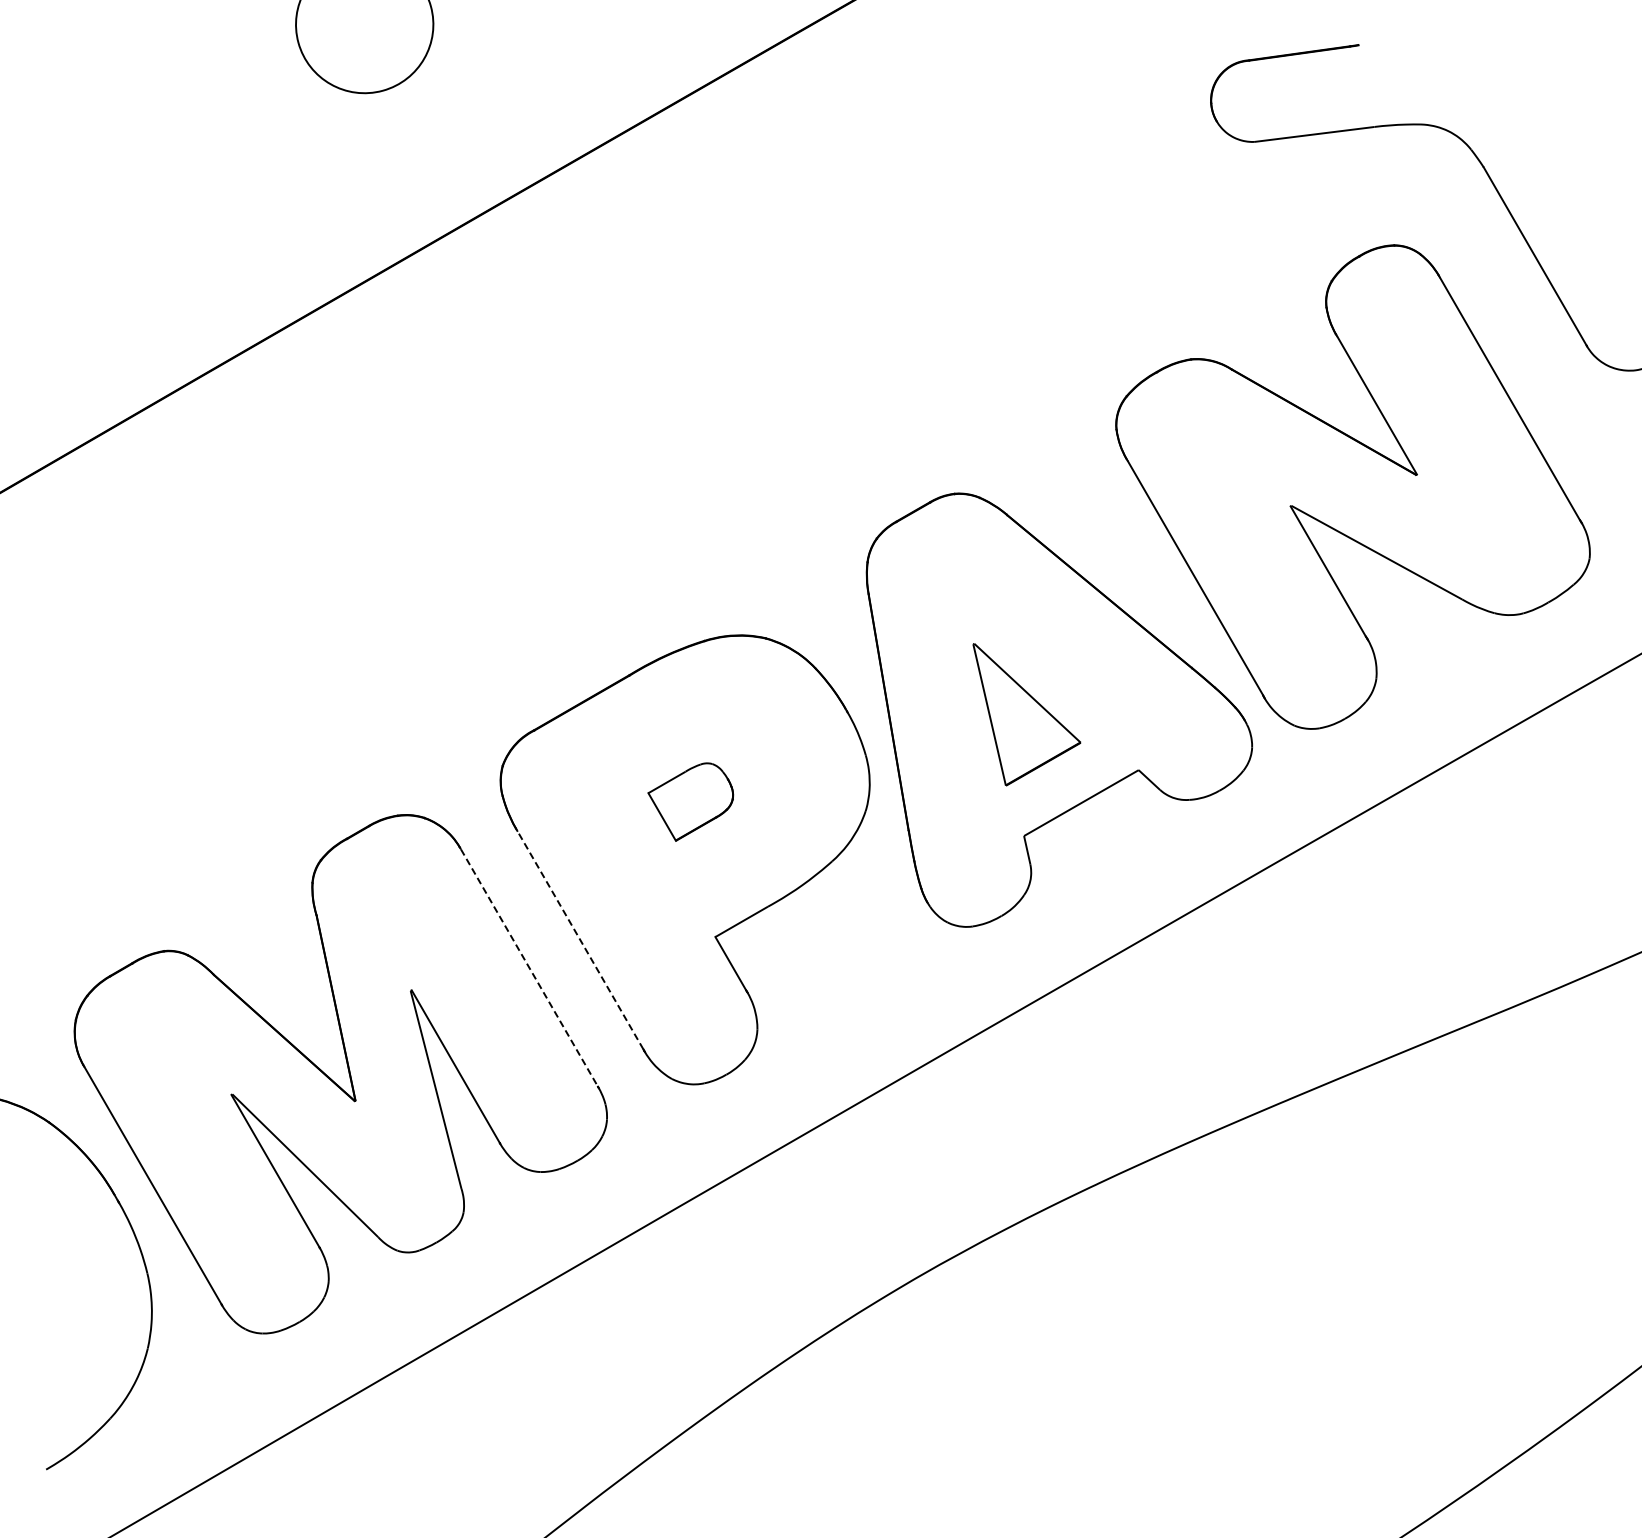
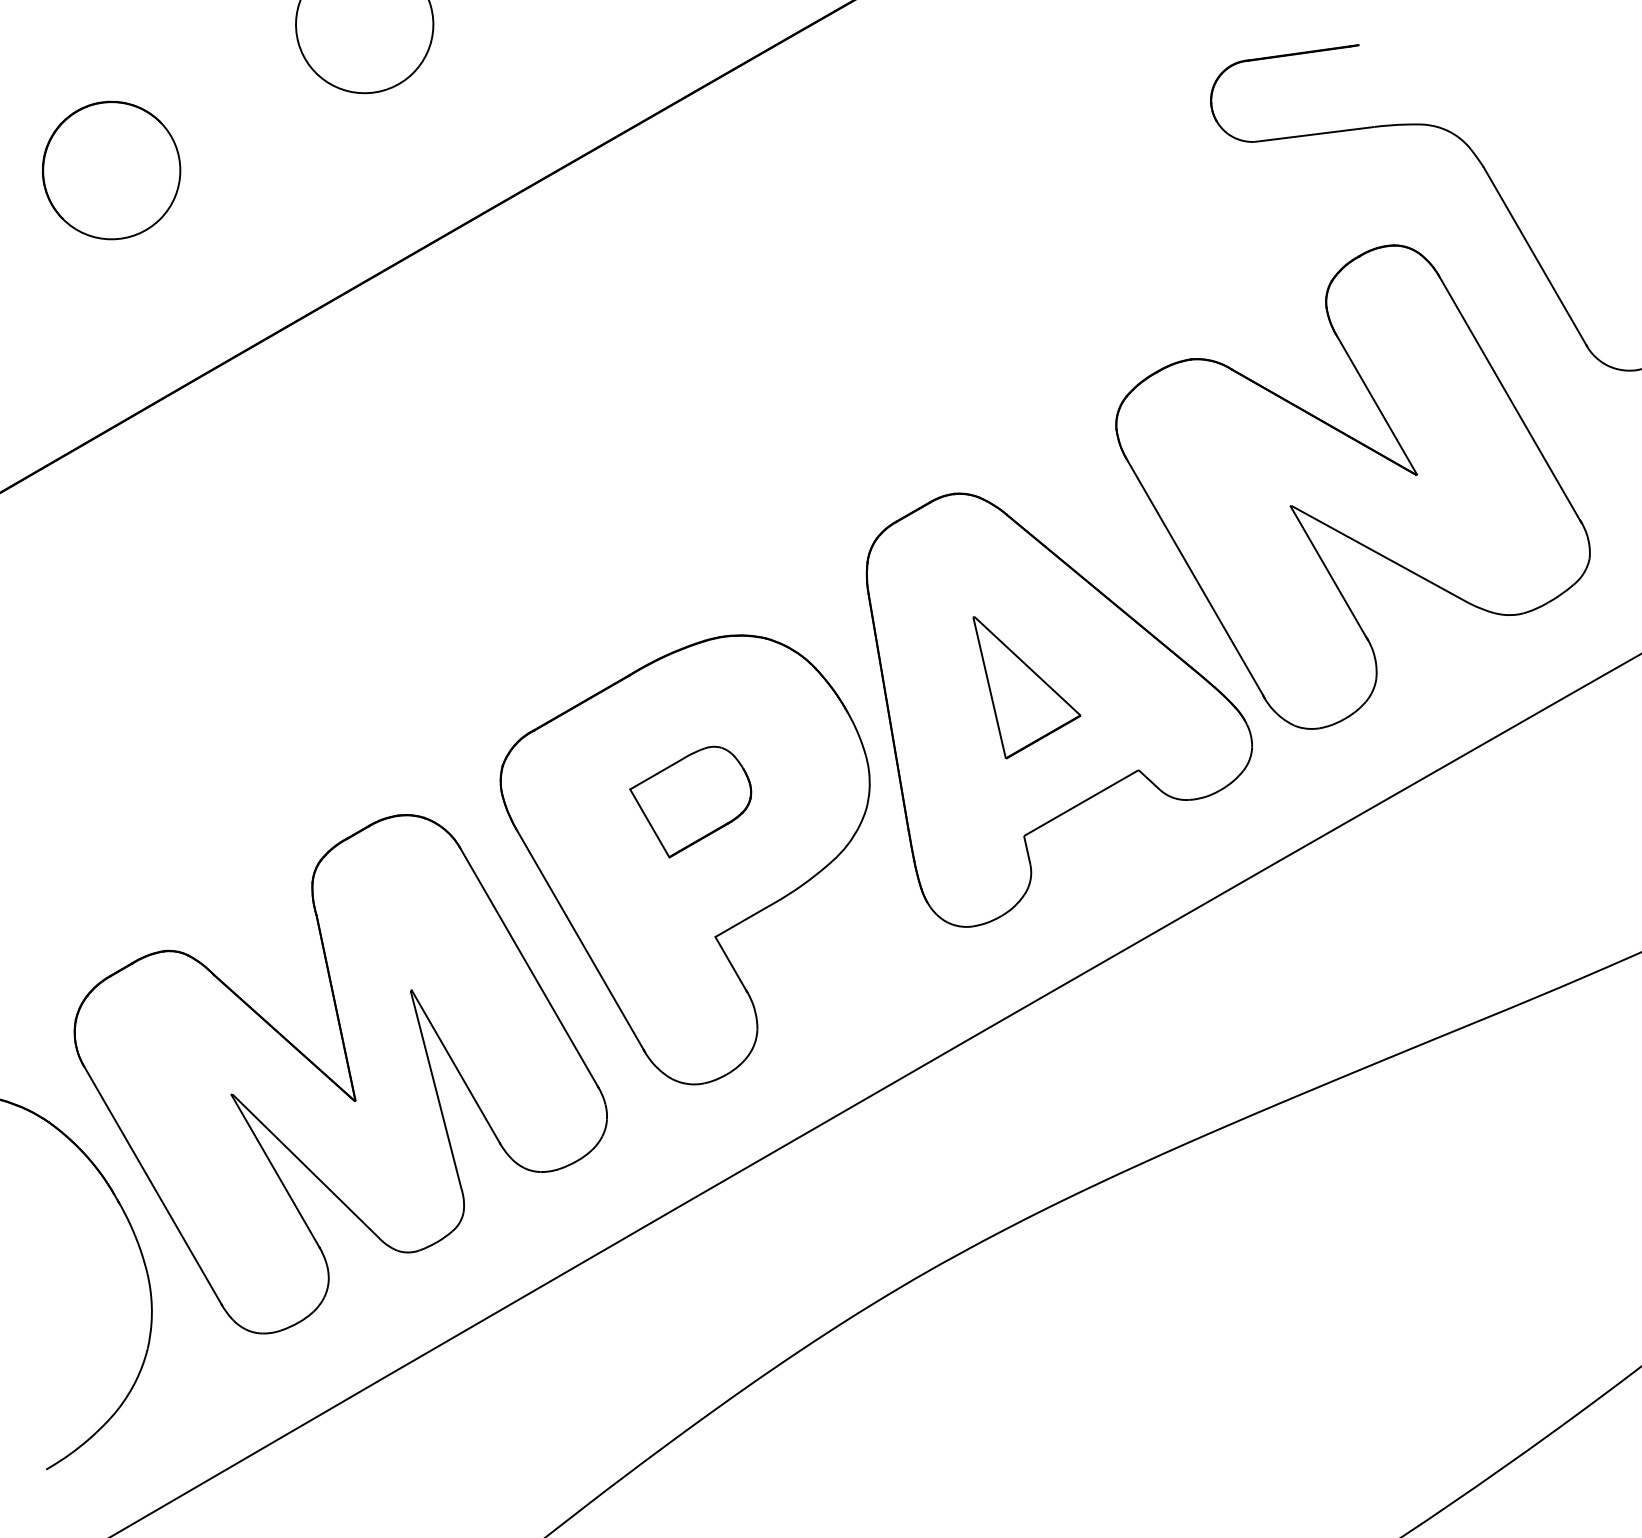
part: none -> present (111, 170)
part position: (1026, 714) -> (1026, 687) (1026, 687)
part size: 88x80 px -> 124x114 px (690, 801)
line: dashed -> solid (580, 940)
line: dashed -> solid (529, 967)
